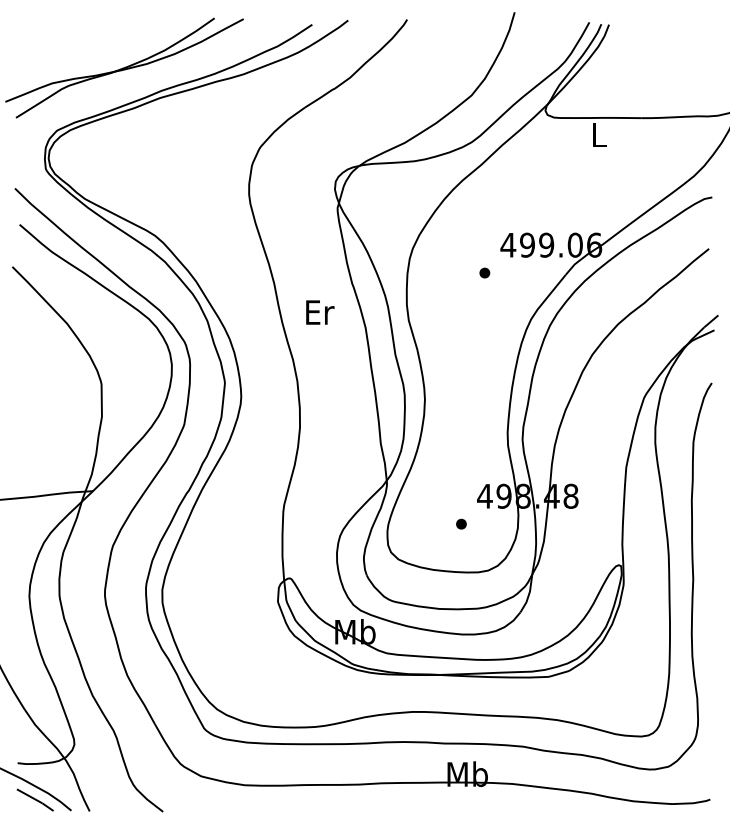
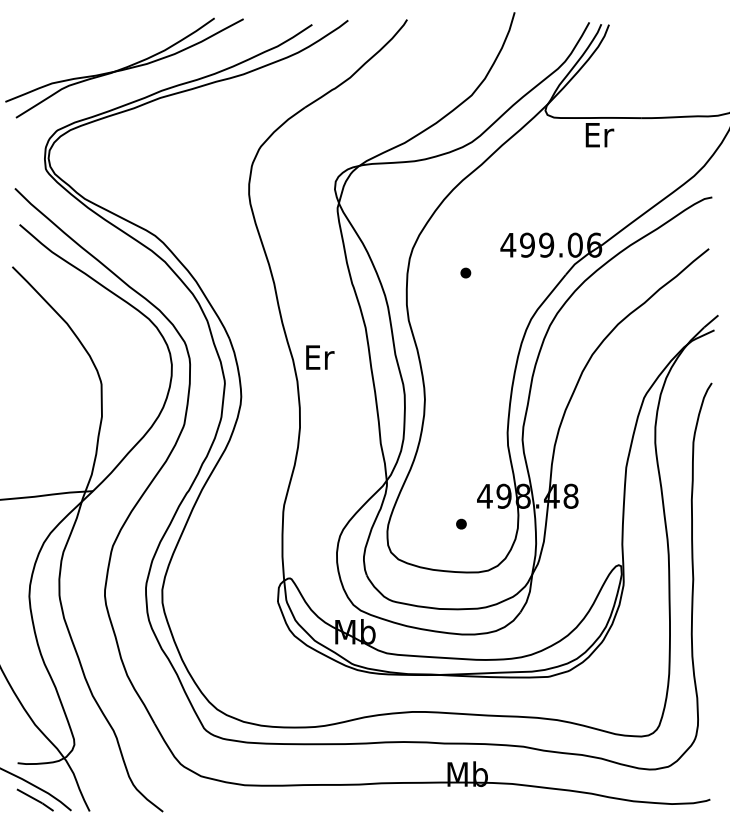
text: L -> Er (599, 135)
part position: (484, 272) -> (465, 272) (465, 272)
text position: (320, 312) -> (320, 357) (320, 357)
